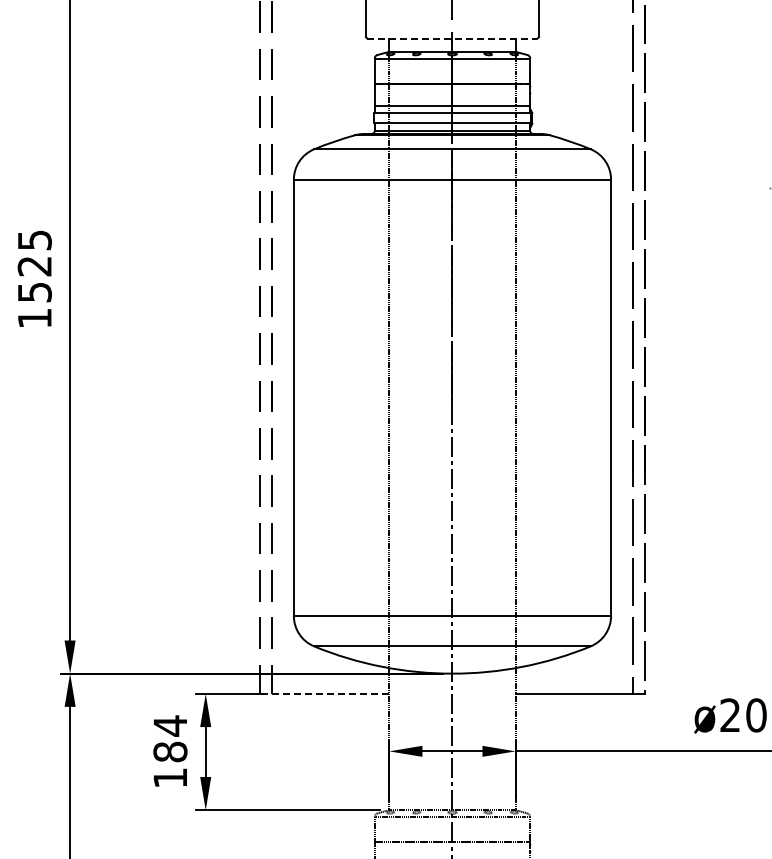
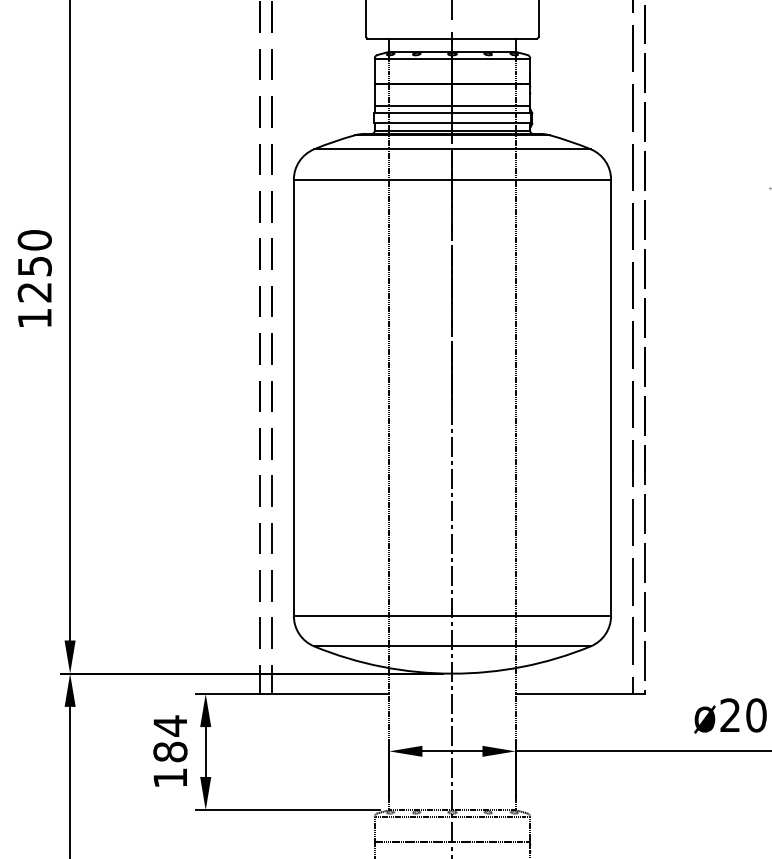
line: dashed -> solid (452, 38)
text: 1525 -> 1250 (34, 266)
line: dashed -> solid (324, 693)
